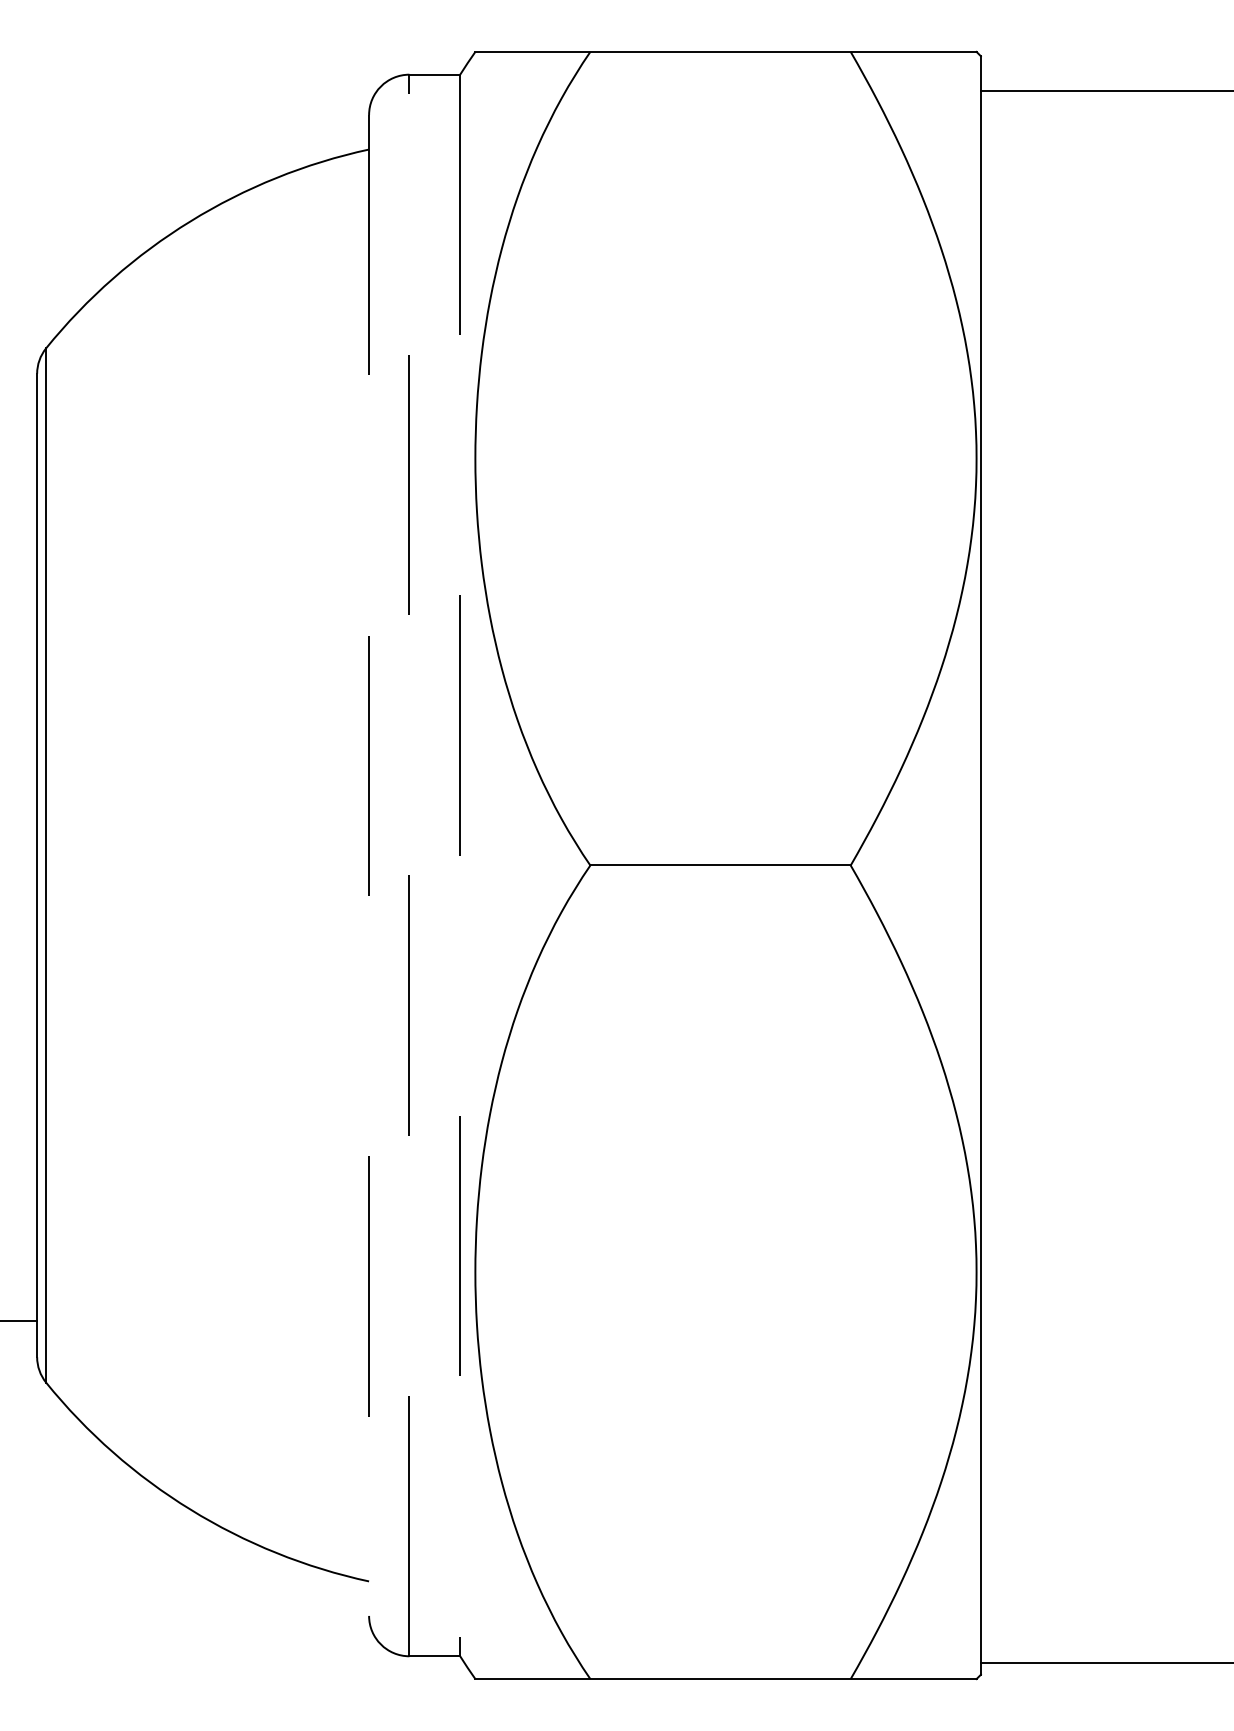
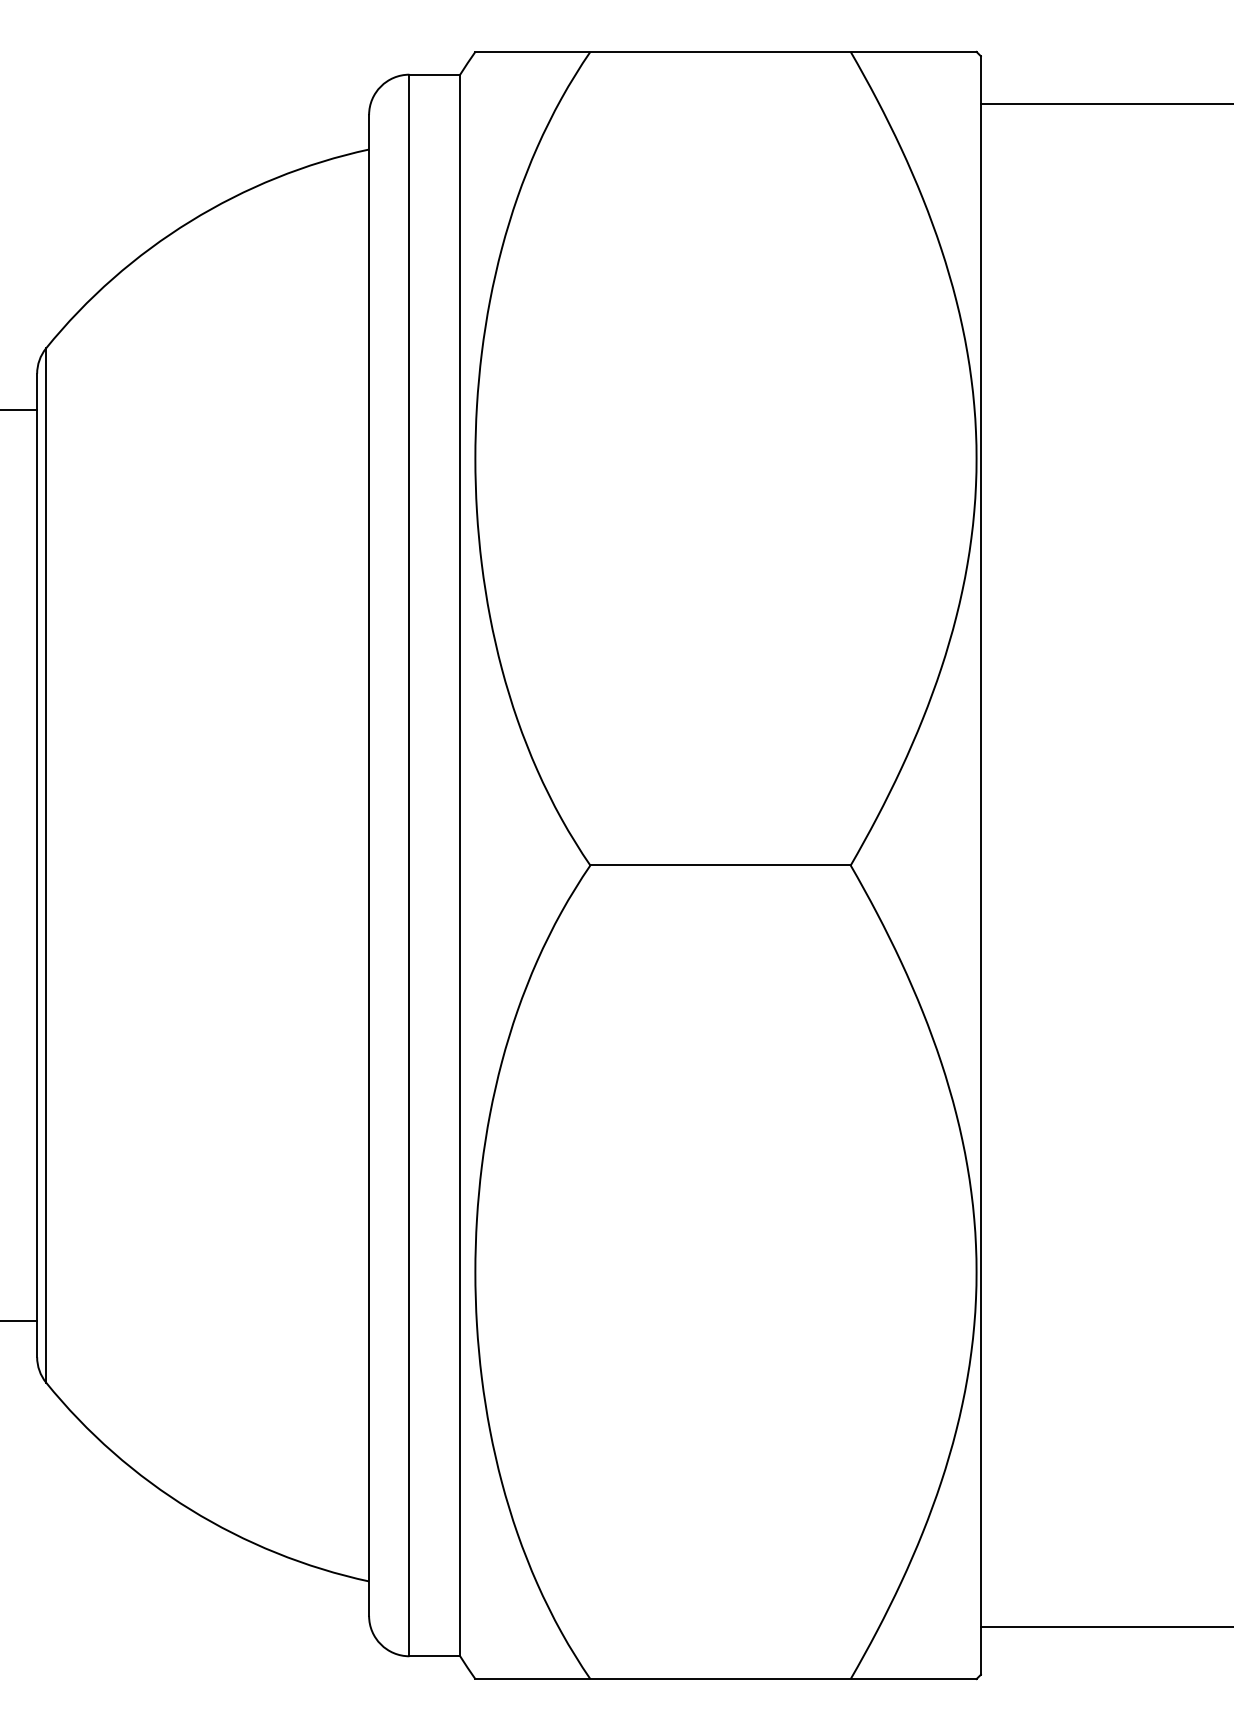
line position: (1105, 90) -> (1105, 103) (1105, 103)
line: none -> present (19, 409)
line: dashed -> solid (369, 865)
line: dashed -> solid (409, 865)
line: dashed -> solid (460, 865)
line position: (1105, 1662) -> (1105, 1626) (1105, 1626)
